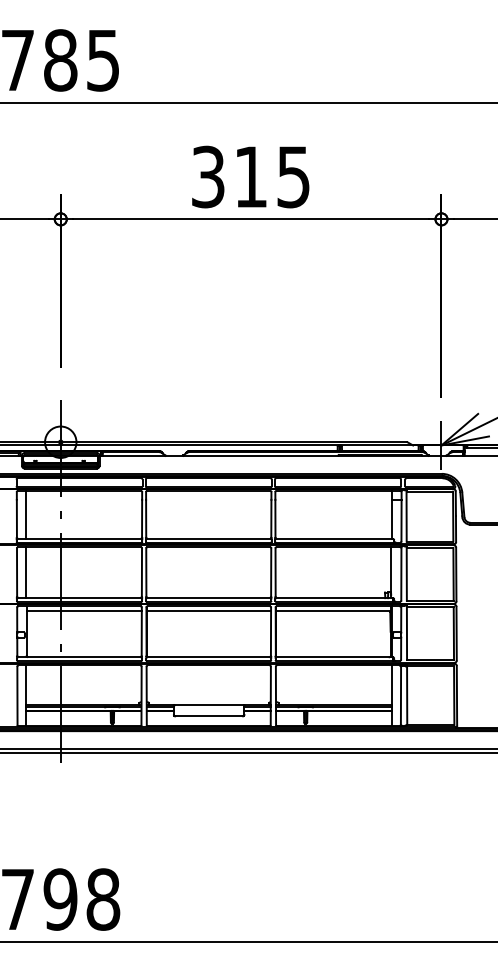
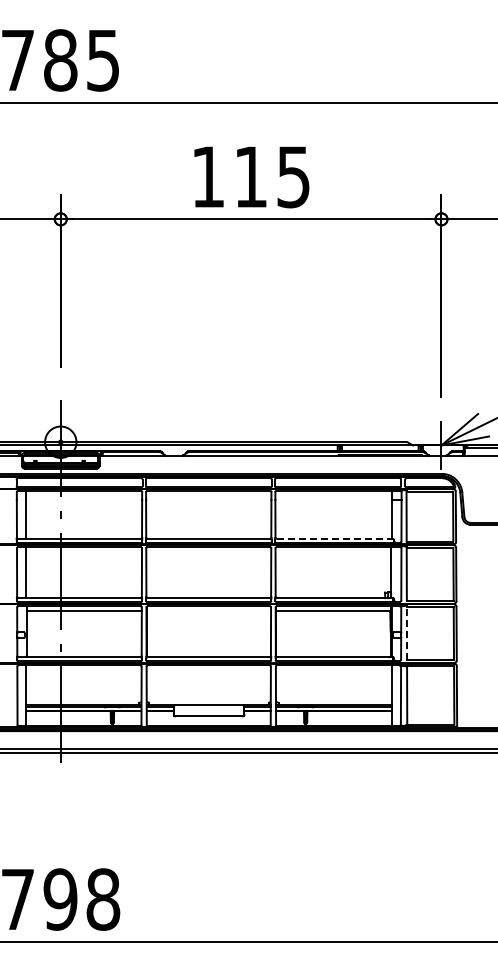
text: 315 -> 115 (208, 176)
line: solid -> dashed (335, 538)
line: present -> none (208, 610)
line: solid -> dashed (406, 633)
